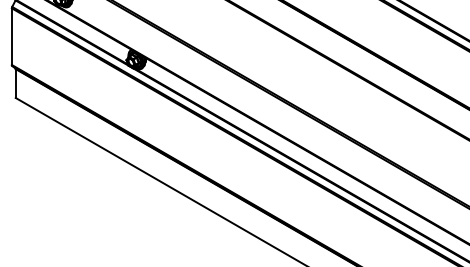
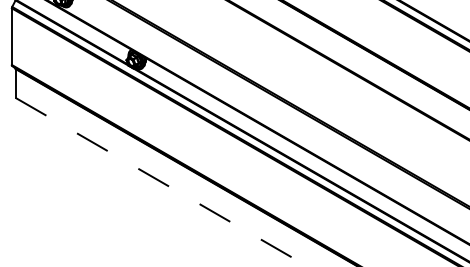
line: solid -> dashed (162, 182)
